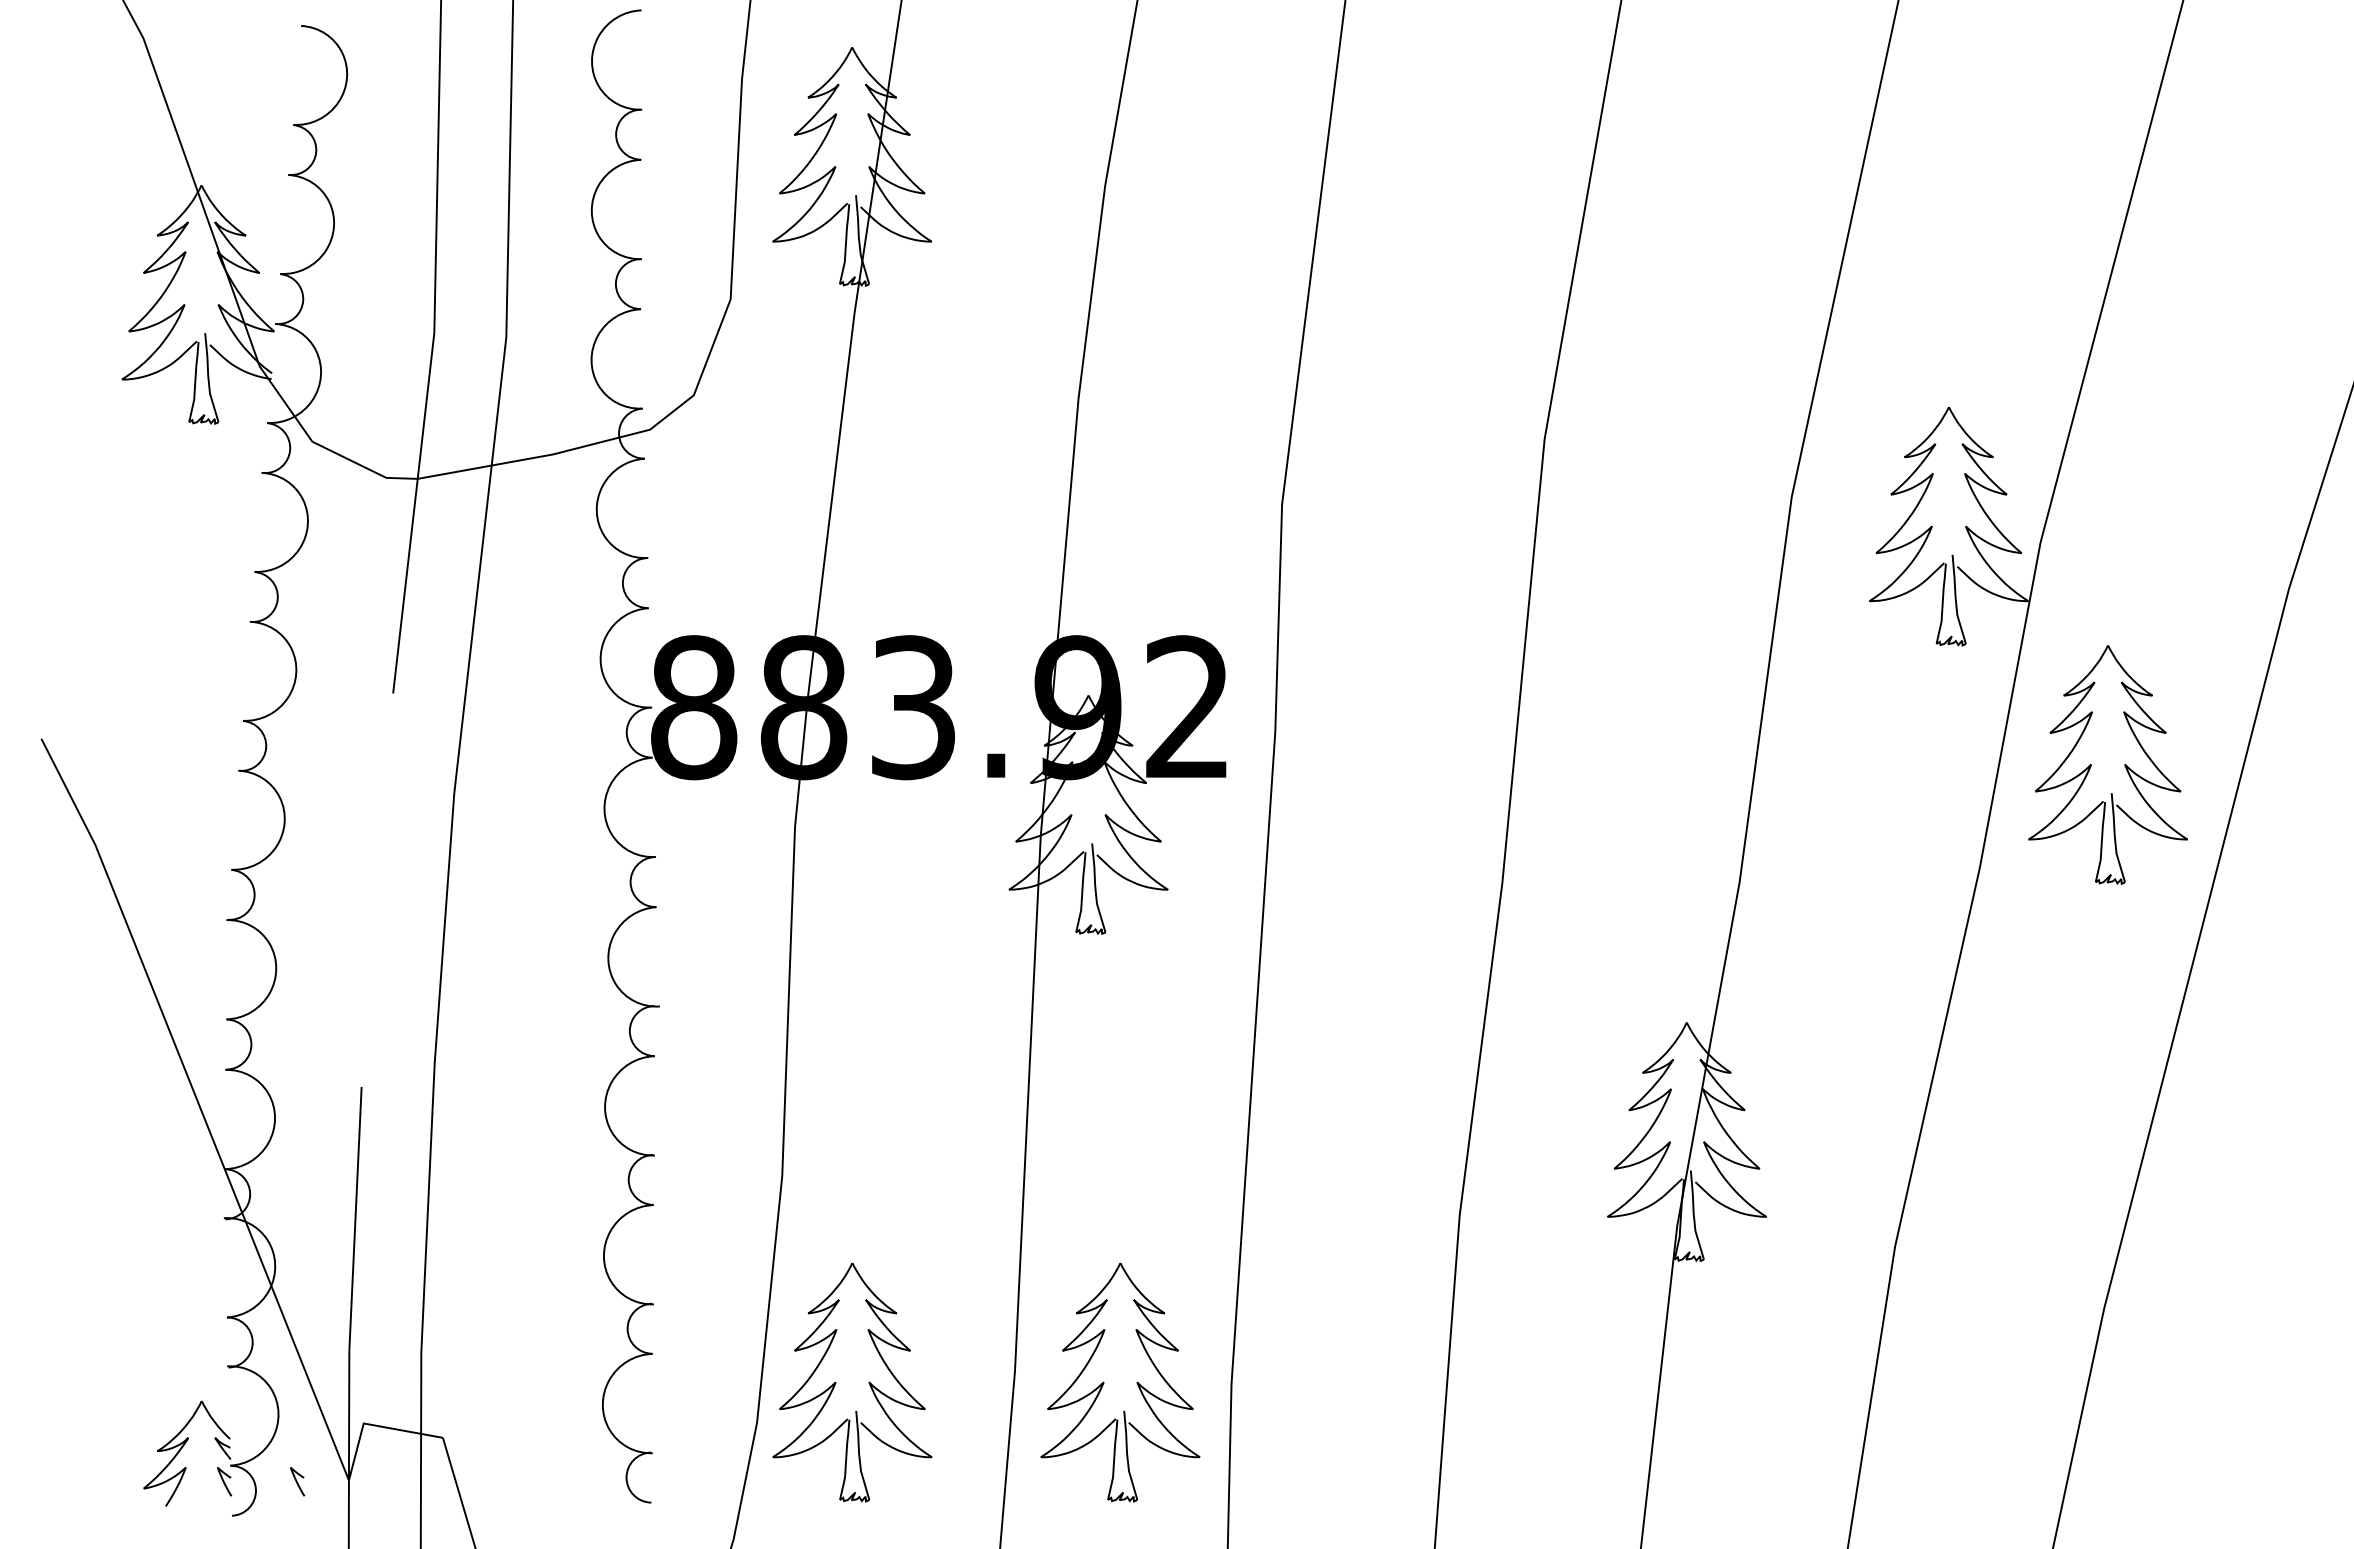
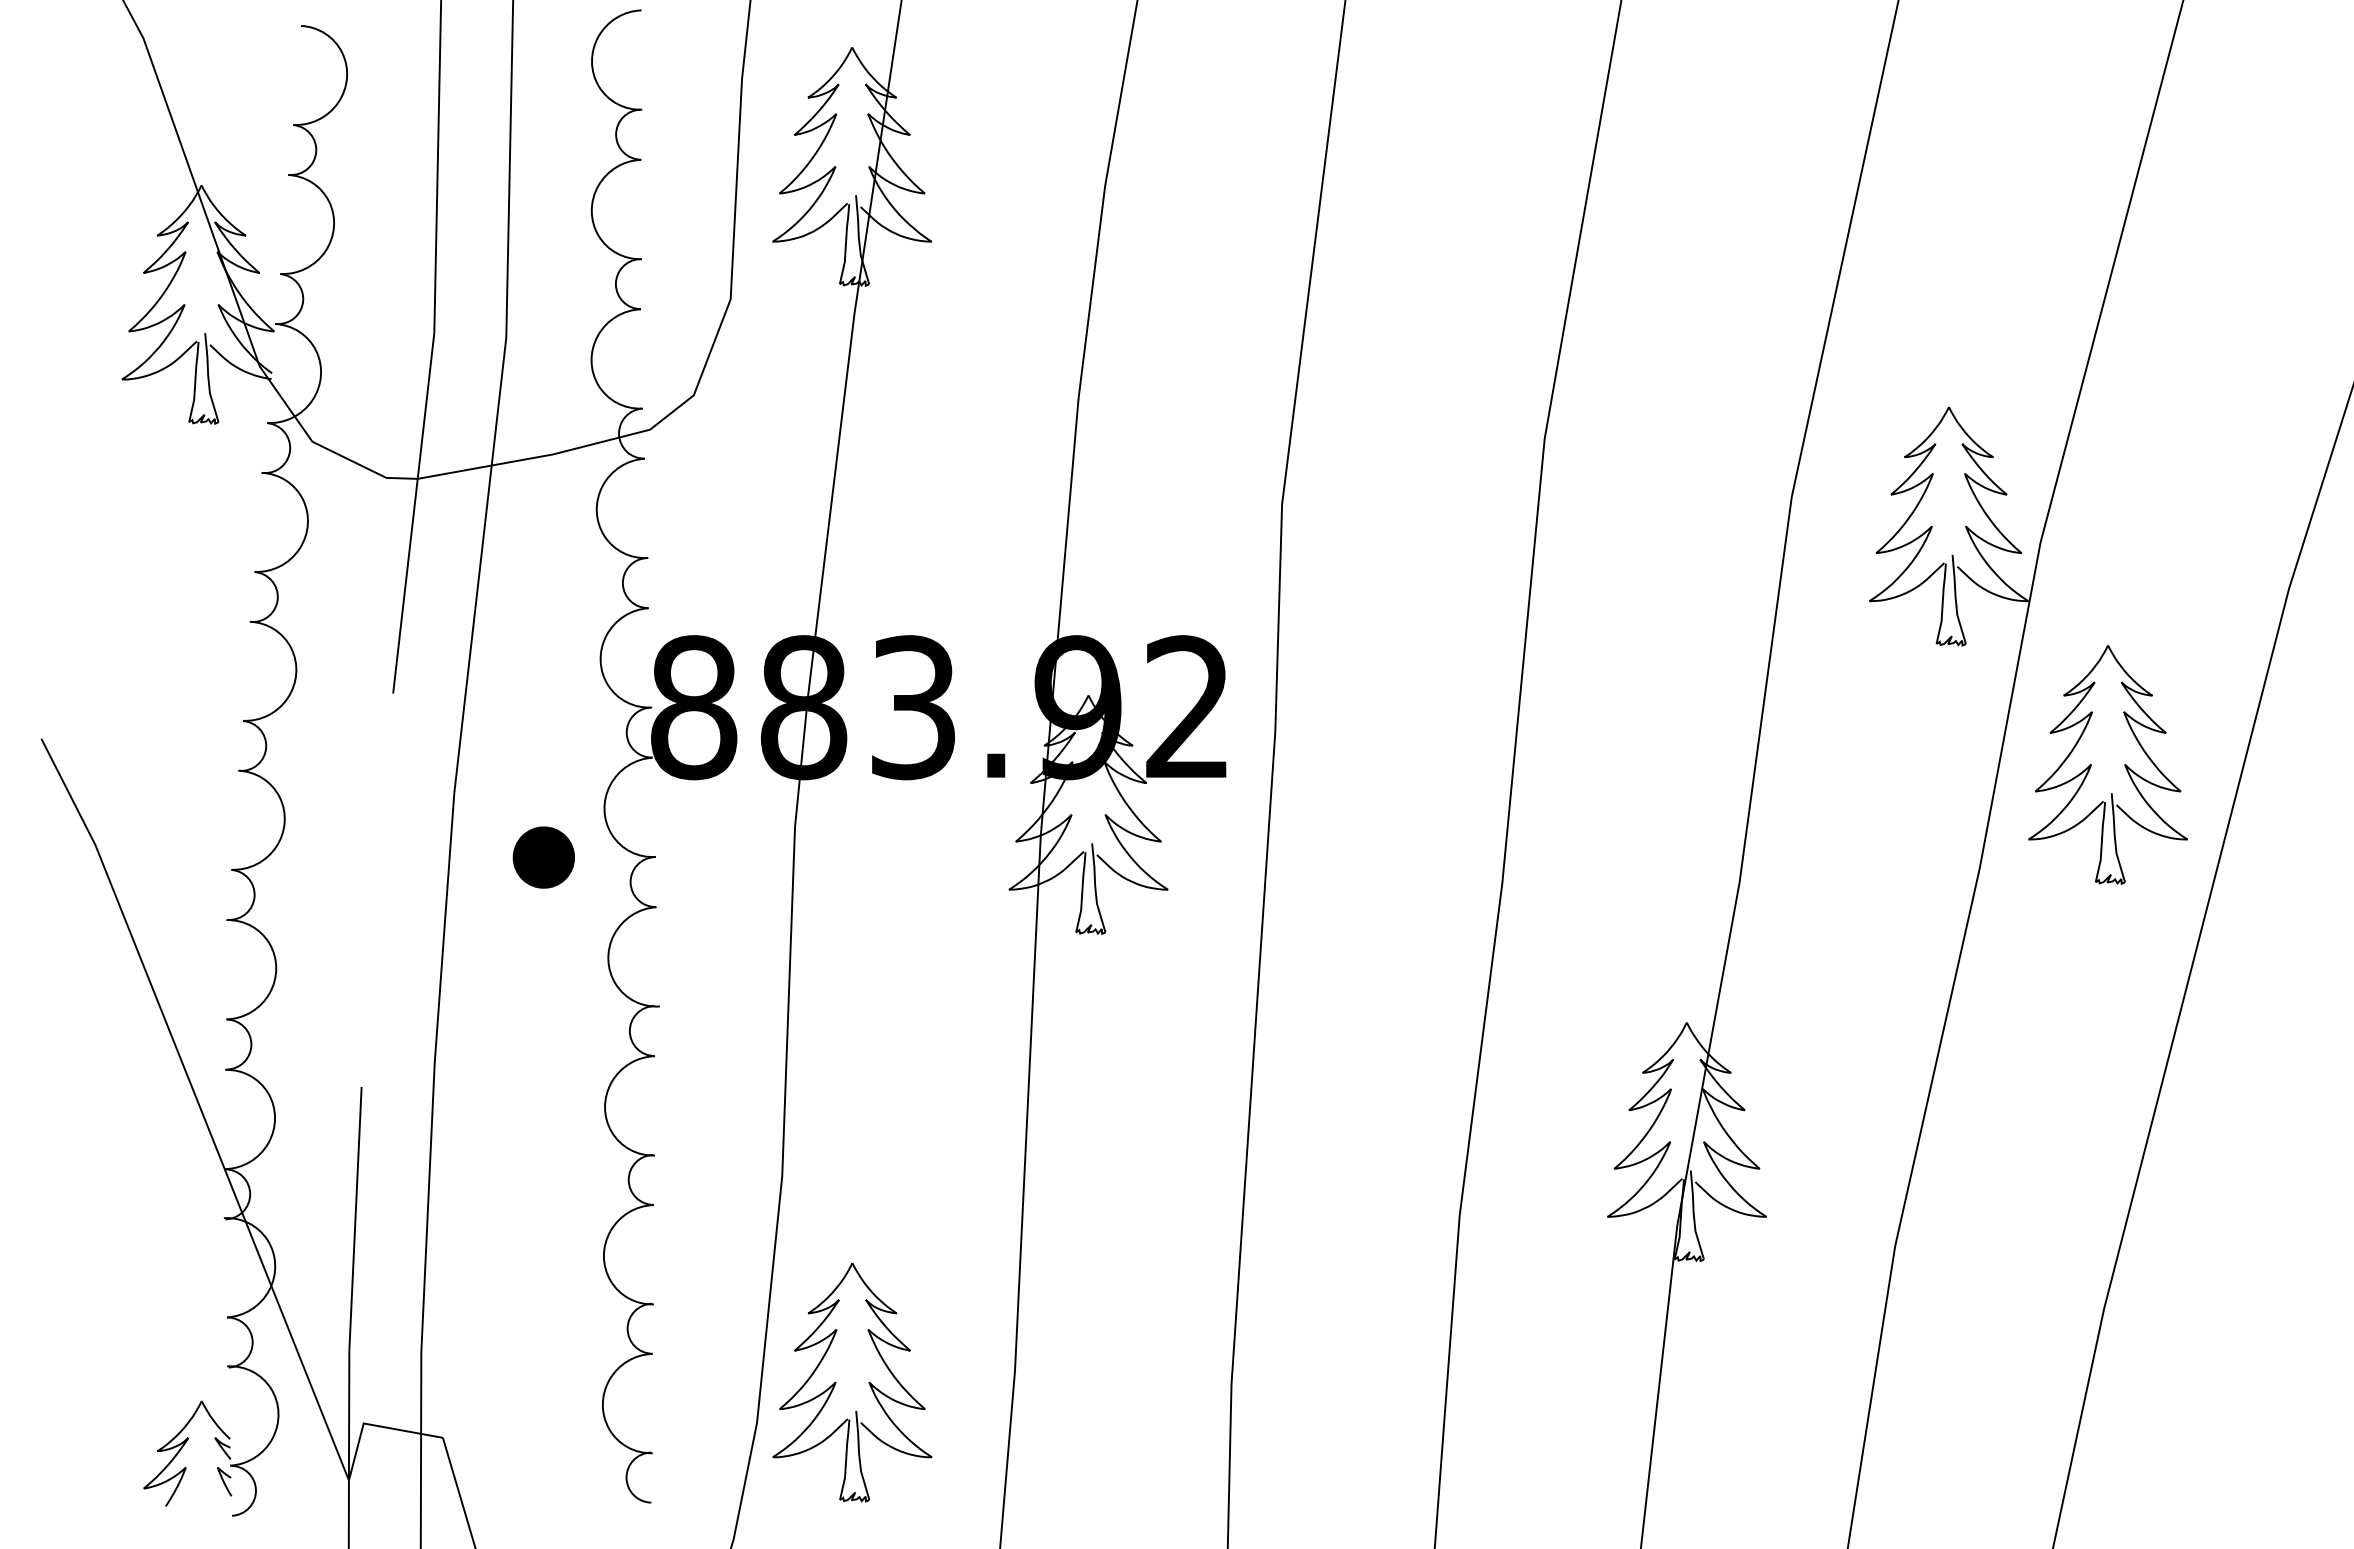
part: none -> present (543, 857)
part: present -> none (1104, 1382)
curve: present -> none (297, 1481)
